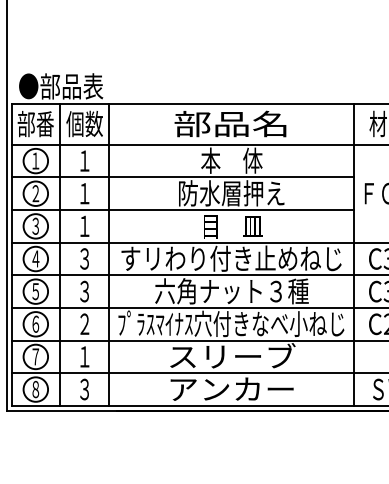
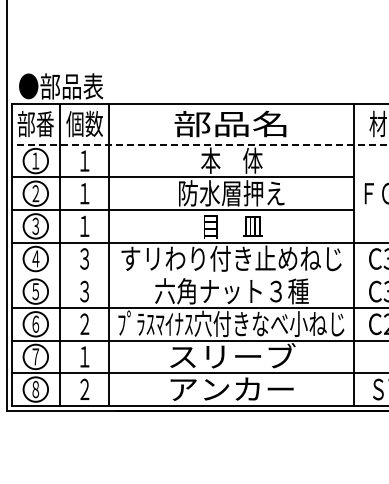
line: solid -> dashed (199, 144)
line: present -> none (198, 275)
text: ３ -> ２ (84, 389)
